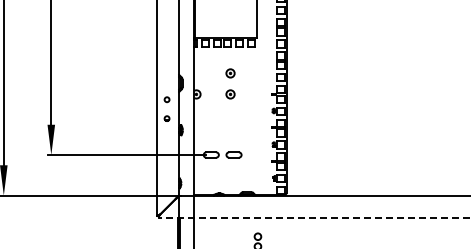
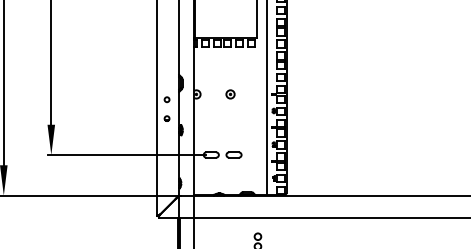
part: present -> none (230, 73)
line: none -> present (267, 98)
line: dashed -> solid (314, 217)
